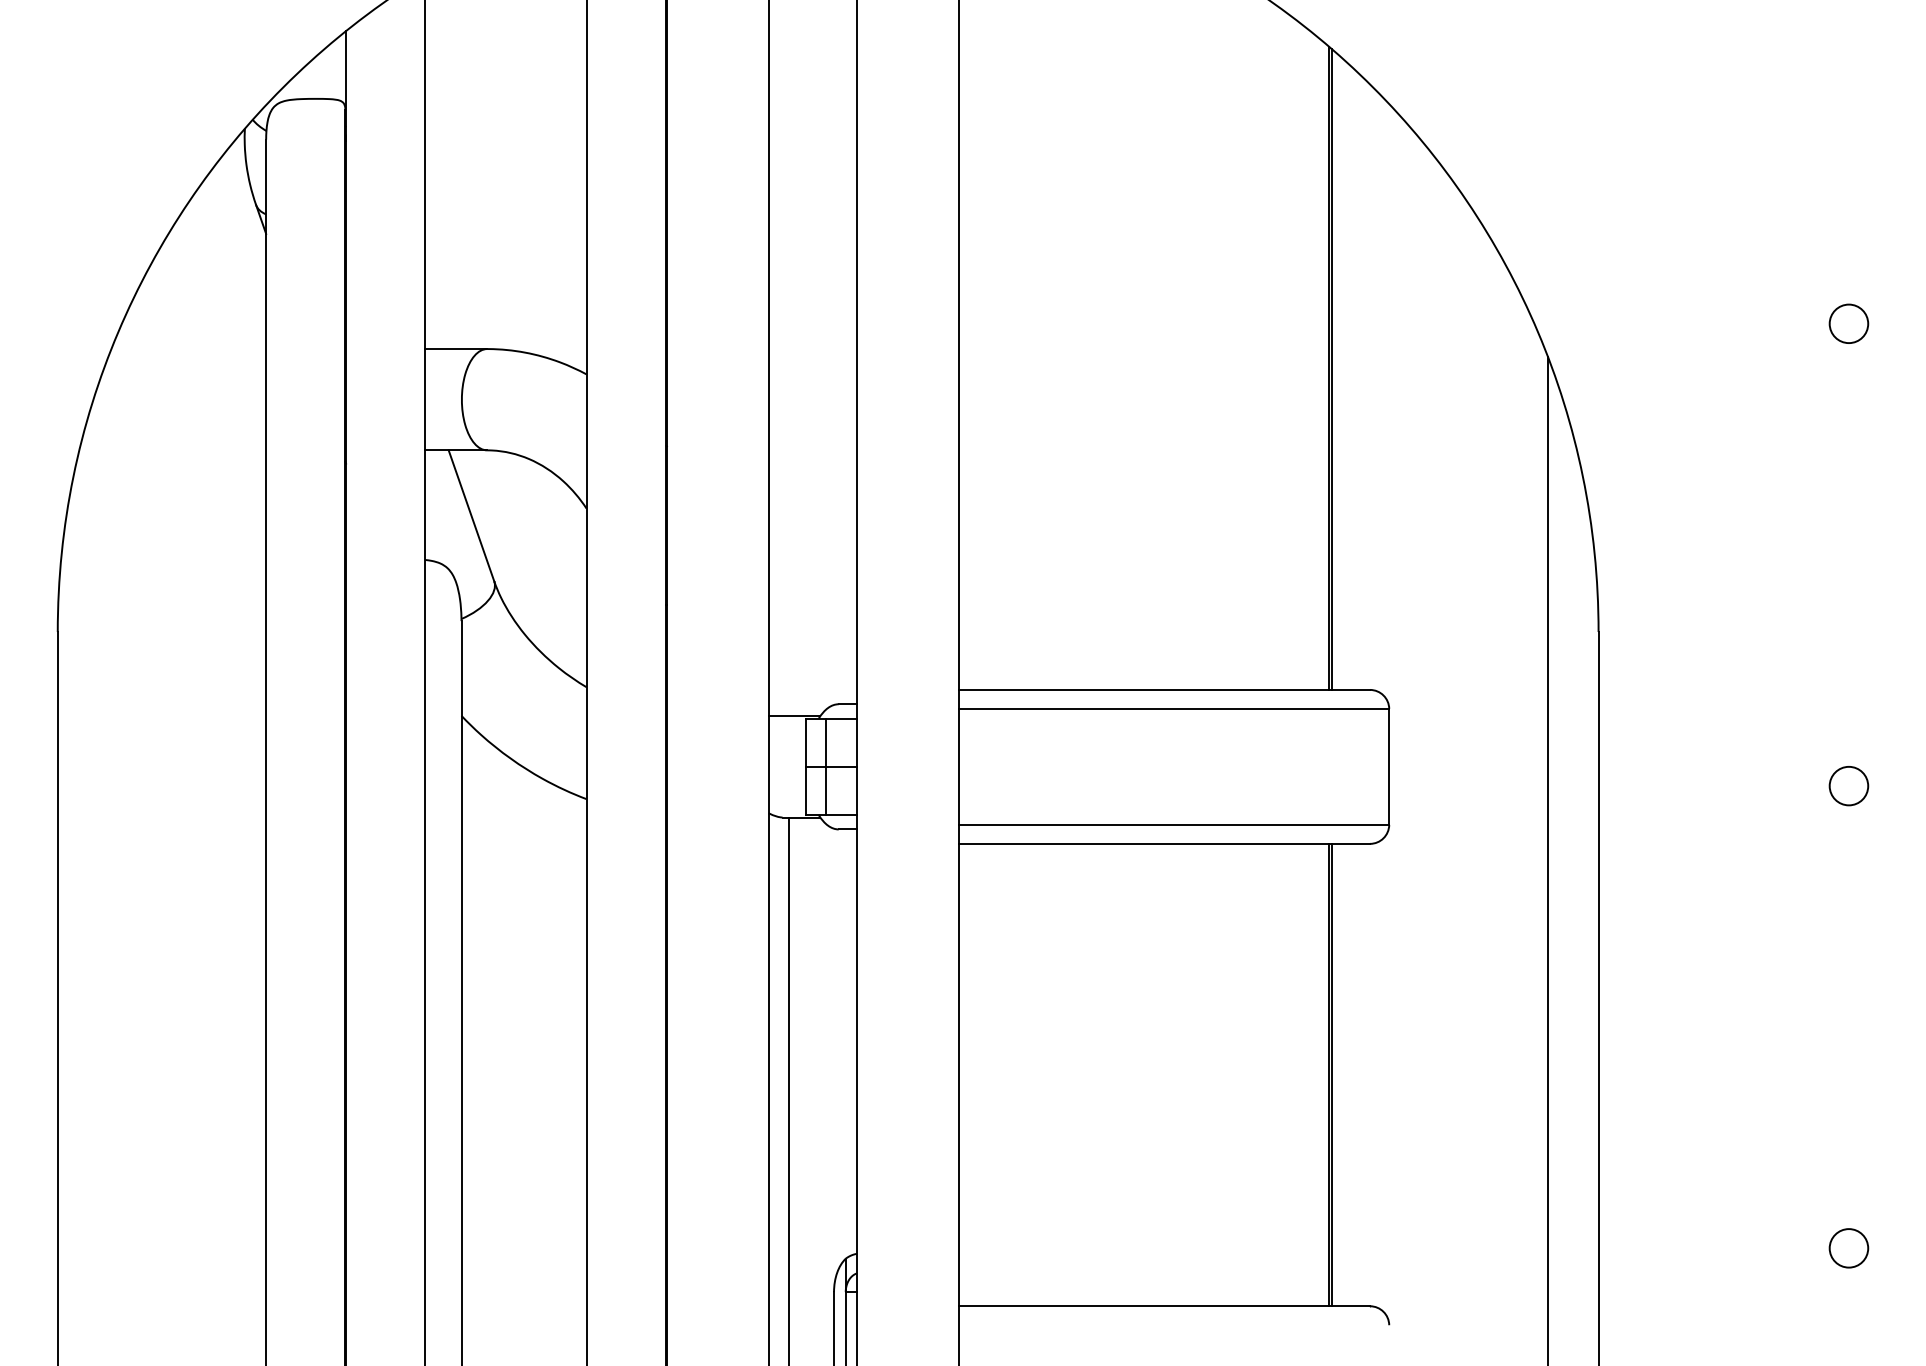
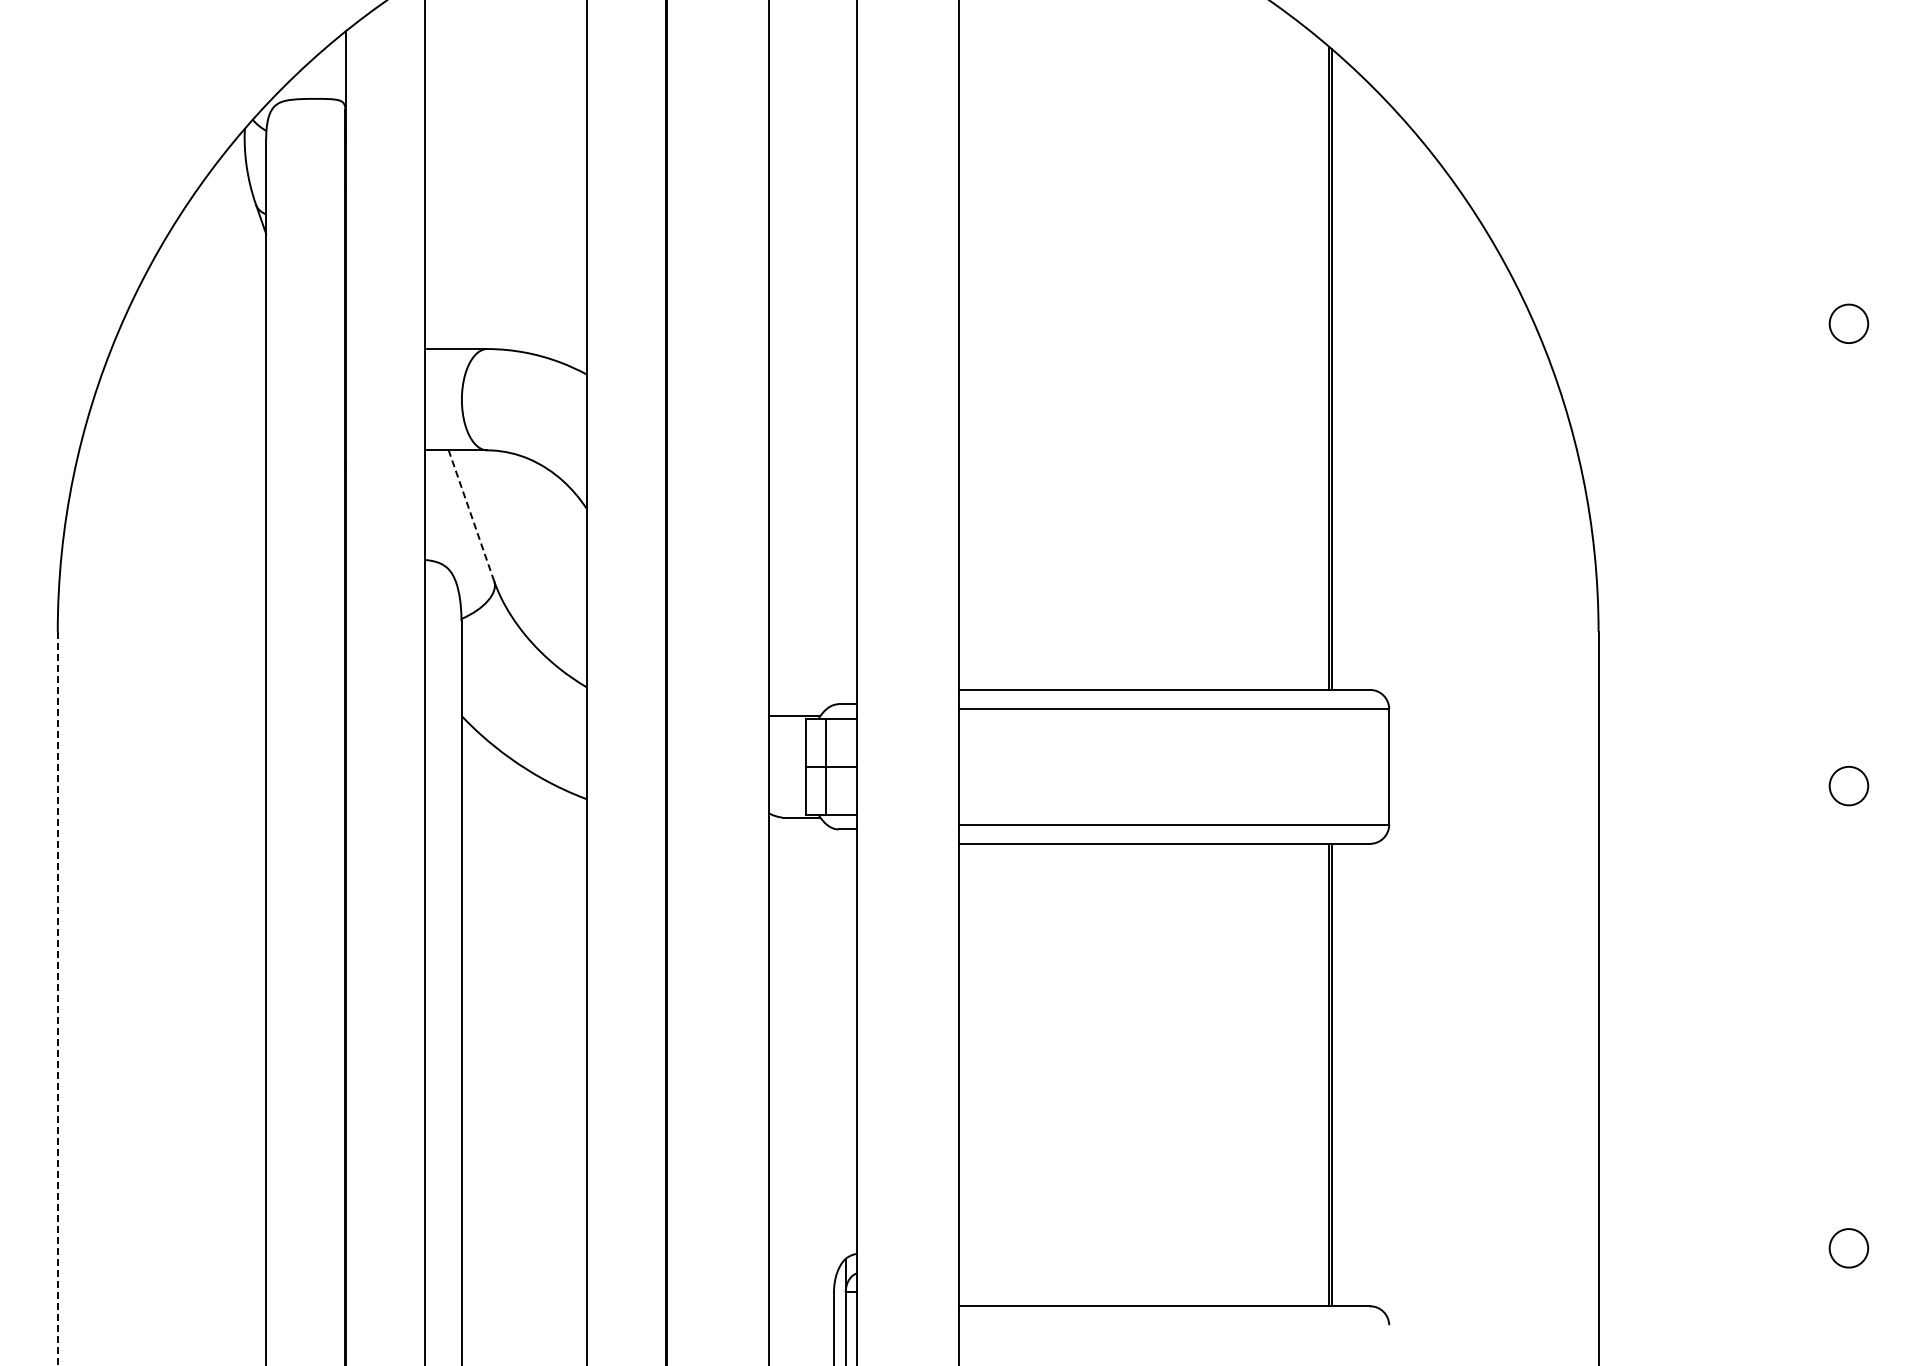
line: solid -> dashed (471, 515)
line: present -> none (1547, 859)
line: solid -> dashed (57, 998)
line: present -> none (789, 1089)
